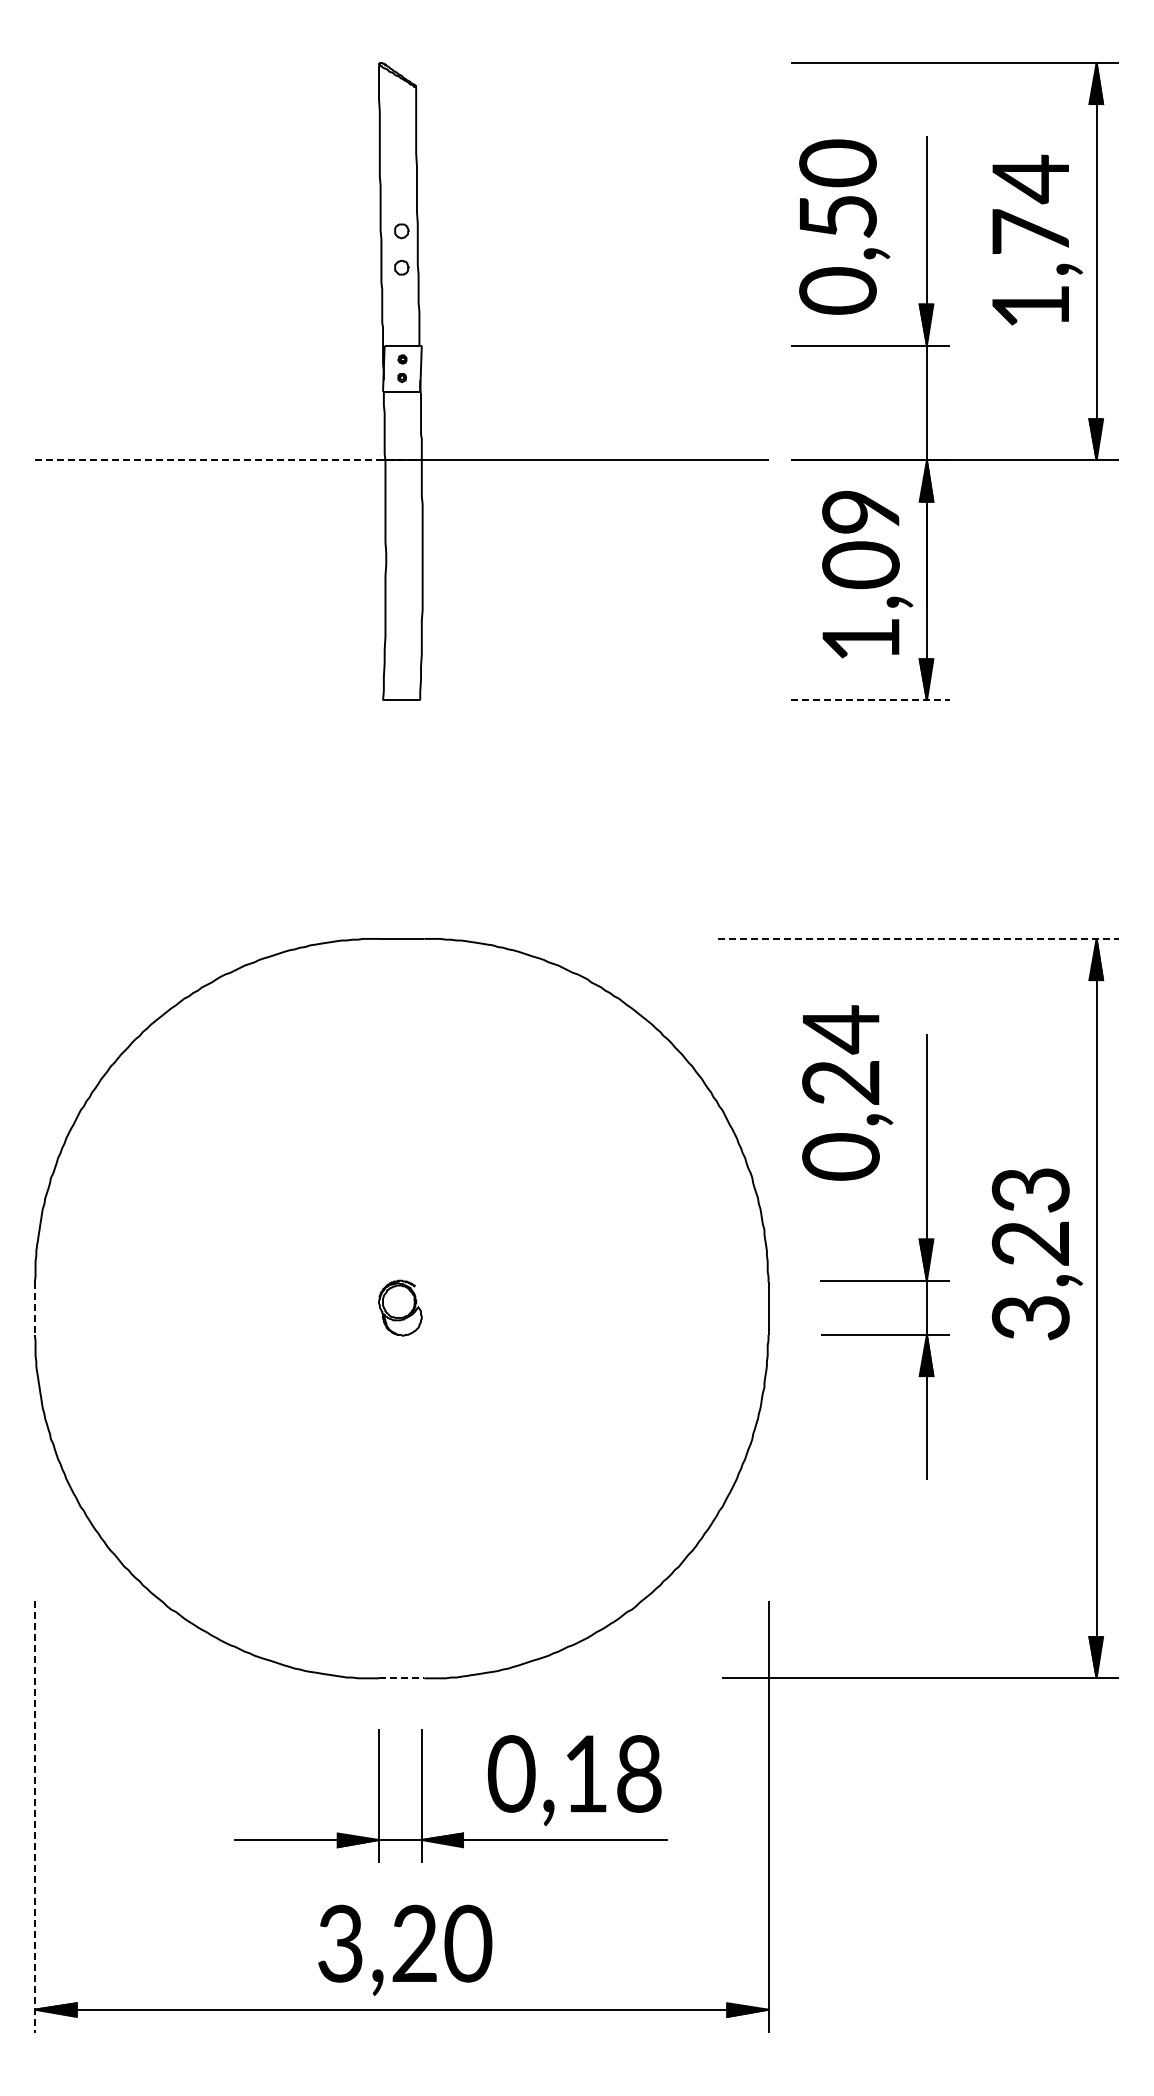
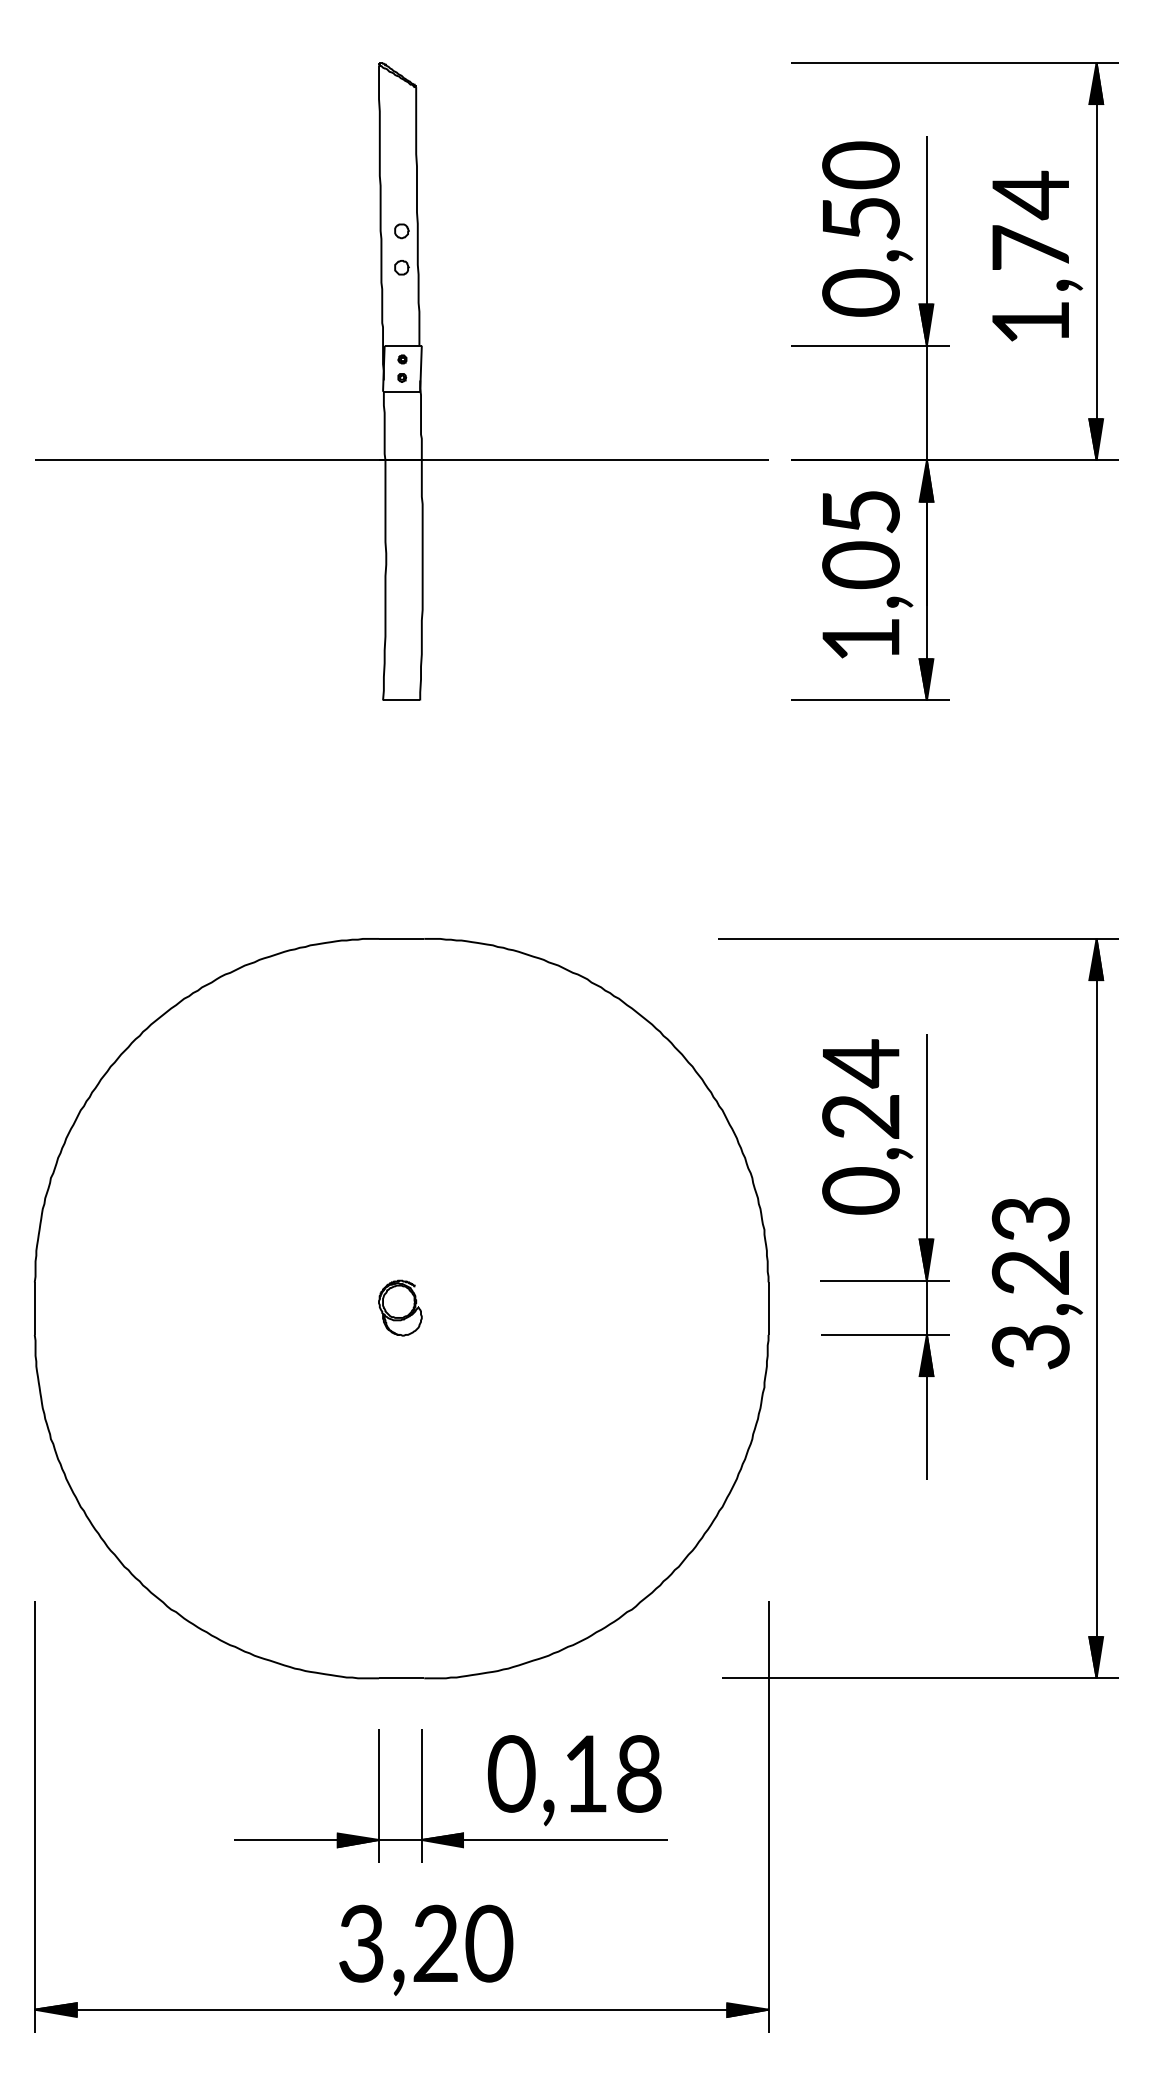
text position: (844, 226) -> (867, 228) (867, 228)
text position: (1037, 239) -> (1037, 255) (1037, 255)
line: dashed -> solid (229, 460)
text: 1,09 -> 1,05 (860, 511)
line: dashed -> solid (870, 700)
line: dashed -> solid (918, 938)
text position: (847, 1092) -> (867, 1126) (867, 1126)
text position: (1037, 1254) -> (1037, 1283) (1037, 1283)
line: dashed -> solid (34, 1309)
line: dashed -> solid (401, 1678)
line: dashed -> solid (34, 1817)
text position: (405, 1949) -> (426, 1949) (426, 1949)
